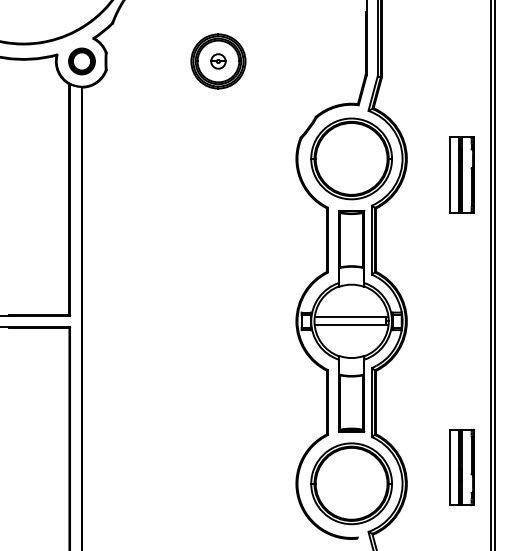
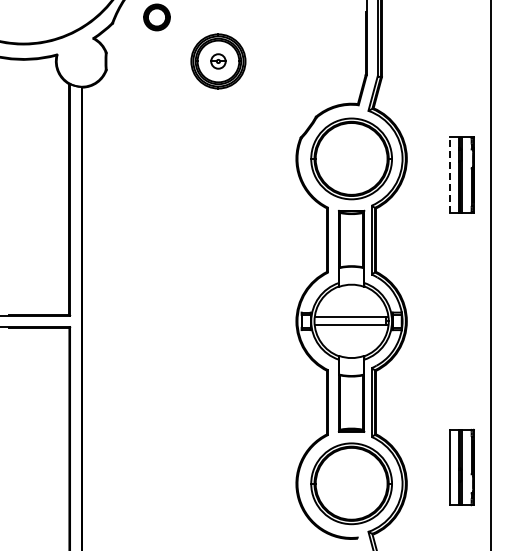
part position: (81, 61) -> (156, 17) (156, 17)
line: solid -> dashed (450, 175)
line: present -> none (494, 274)
